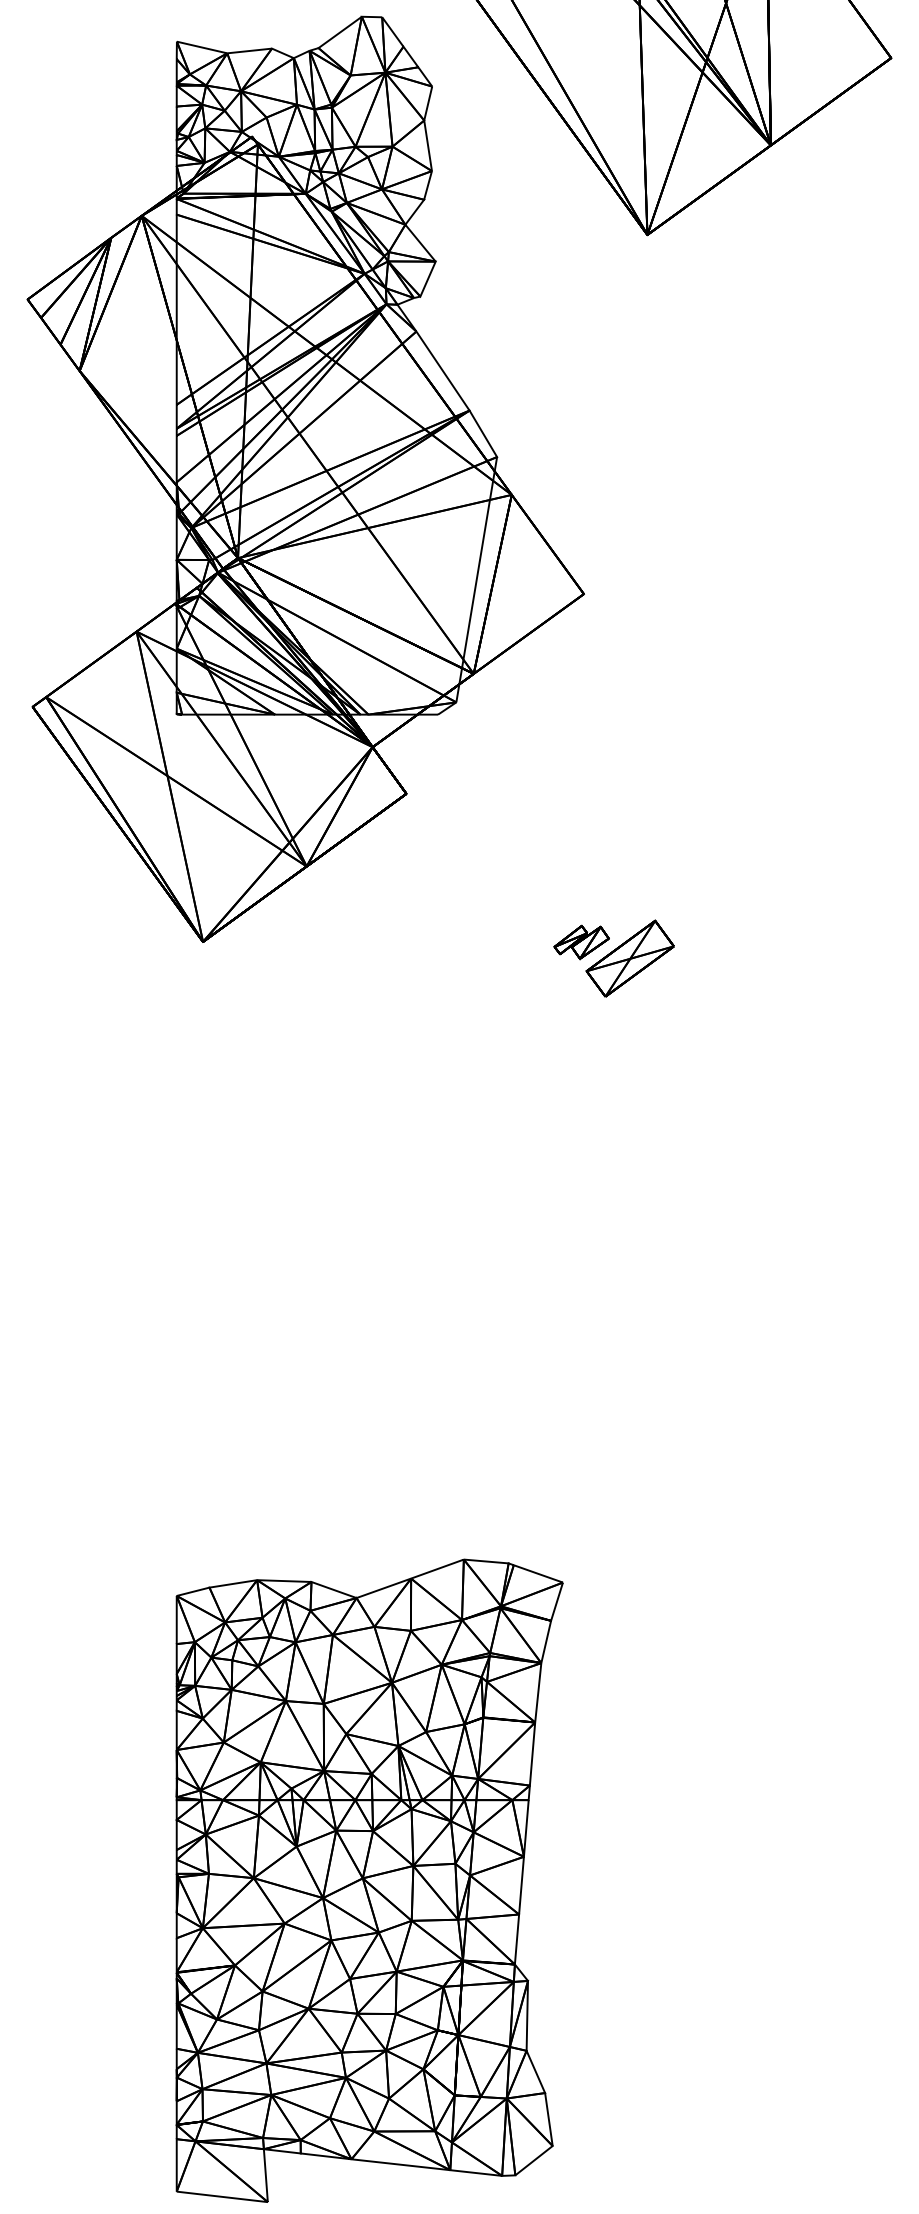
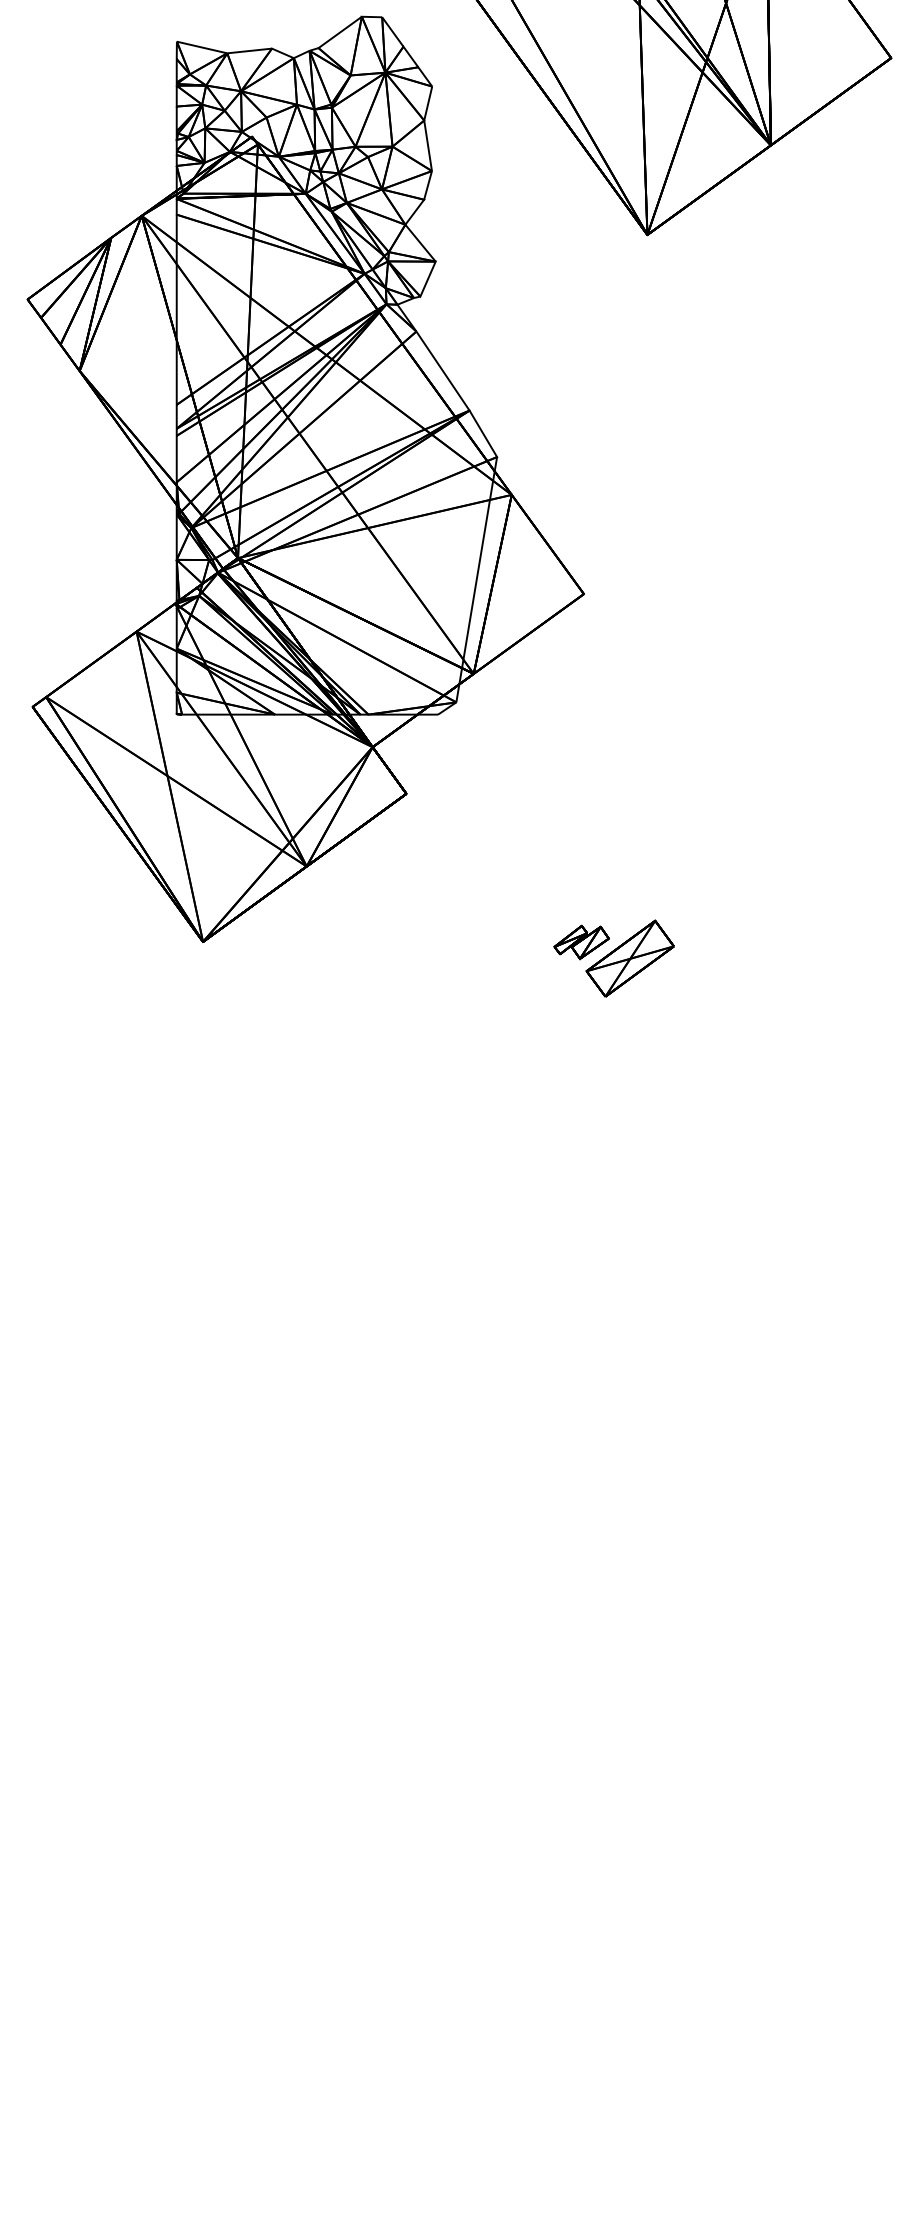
part: present -> none (369, 1880)
